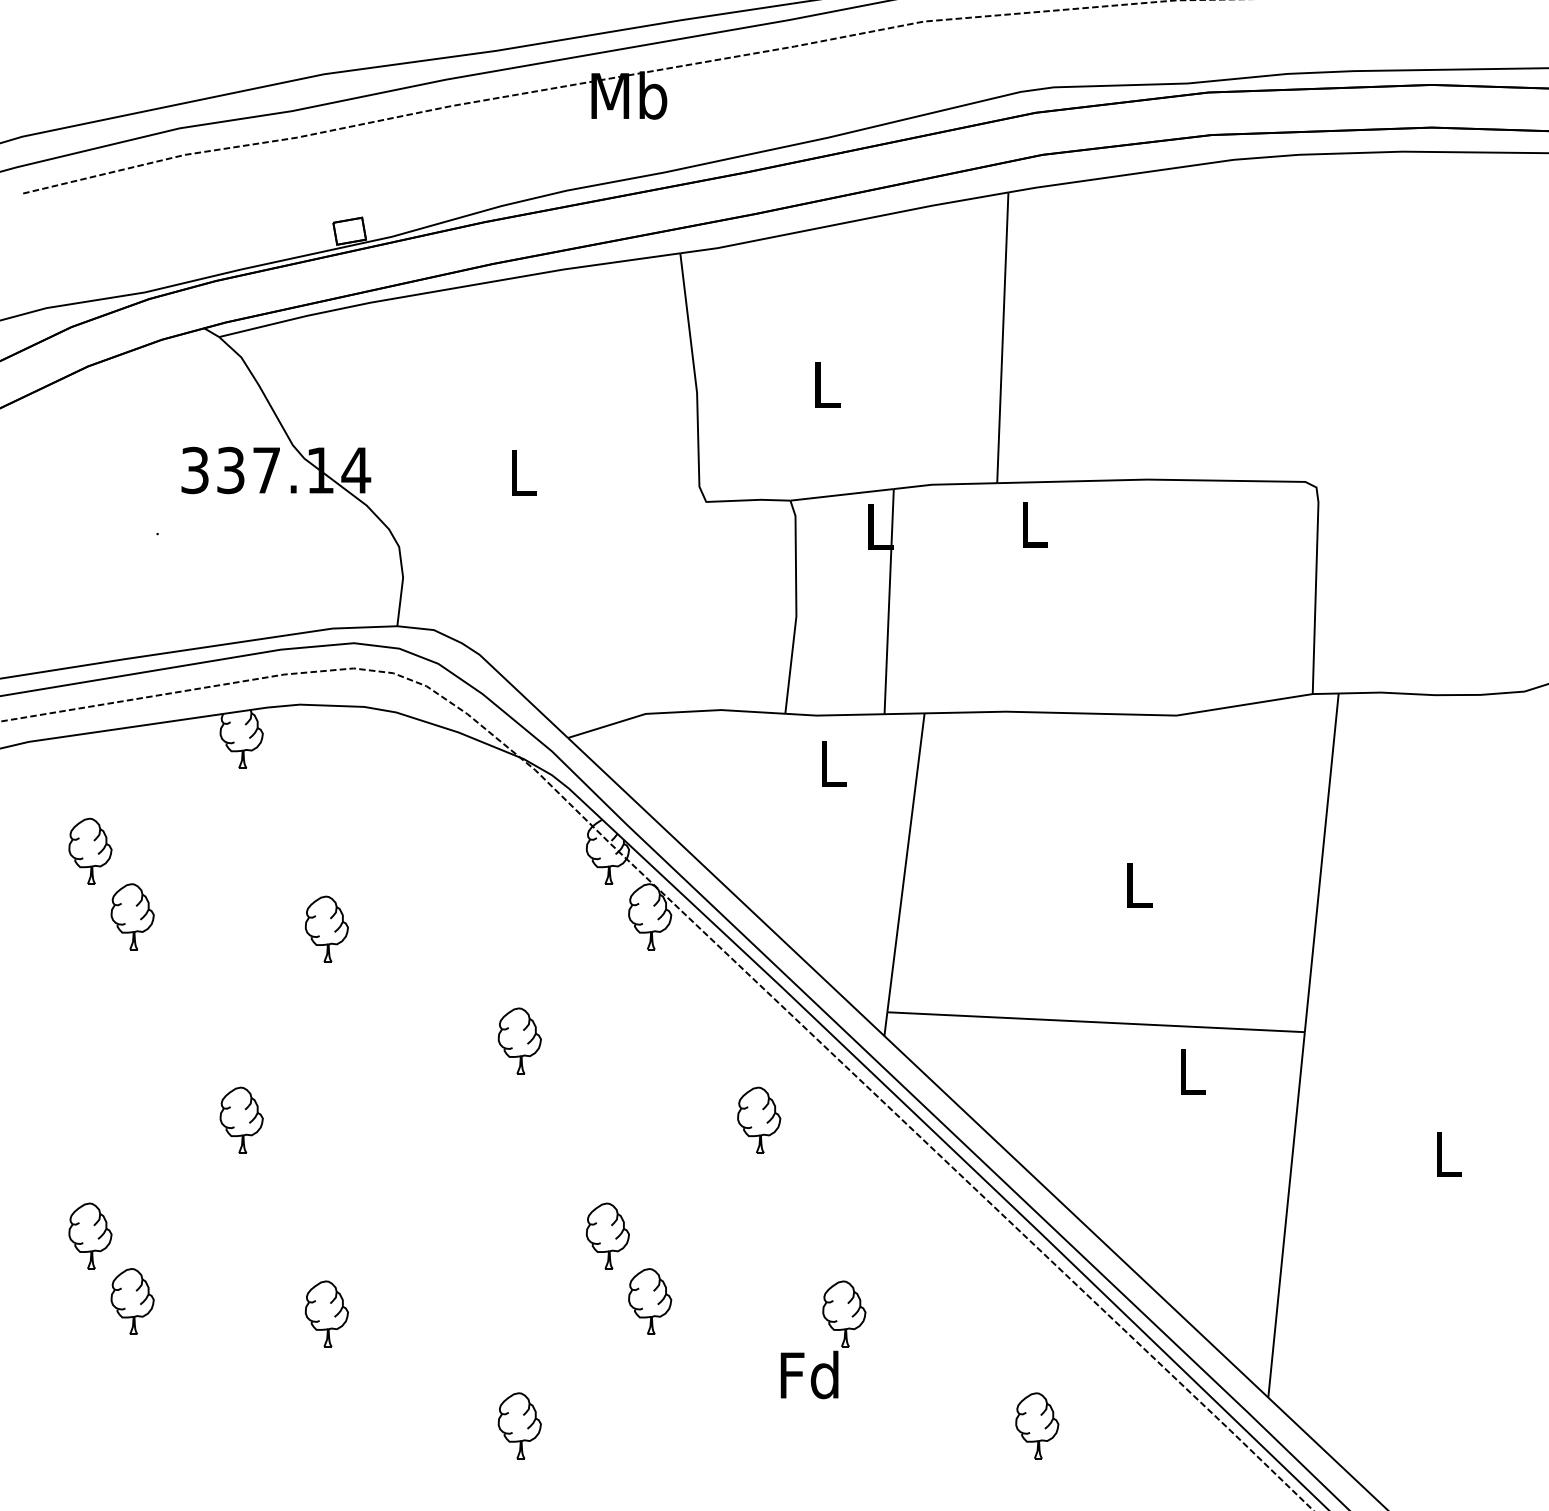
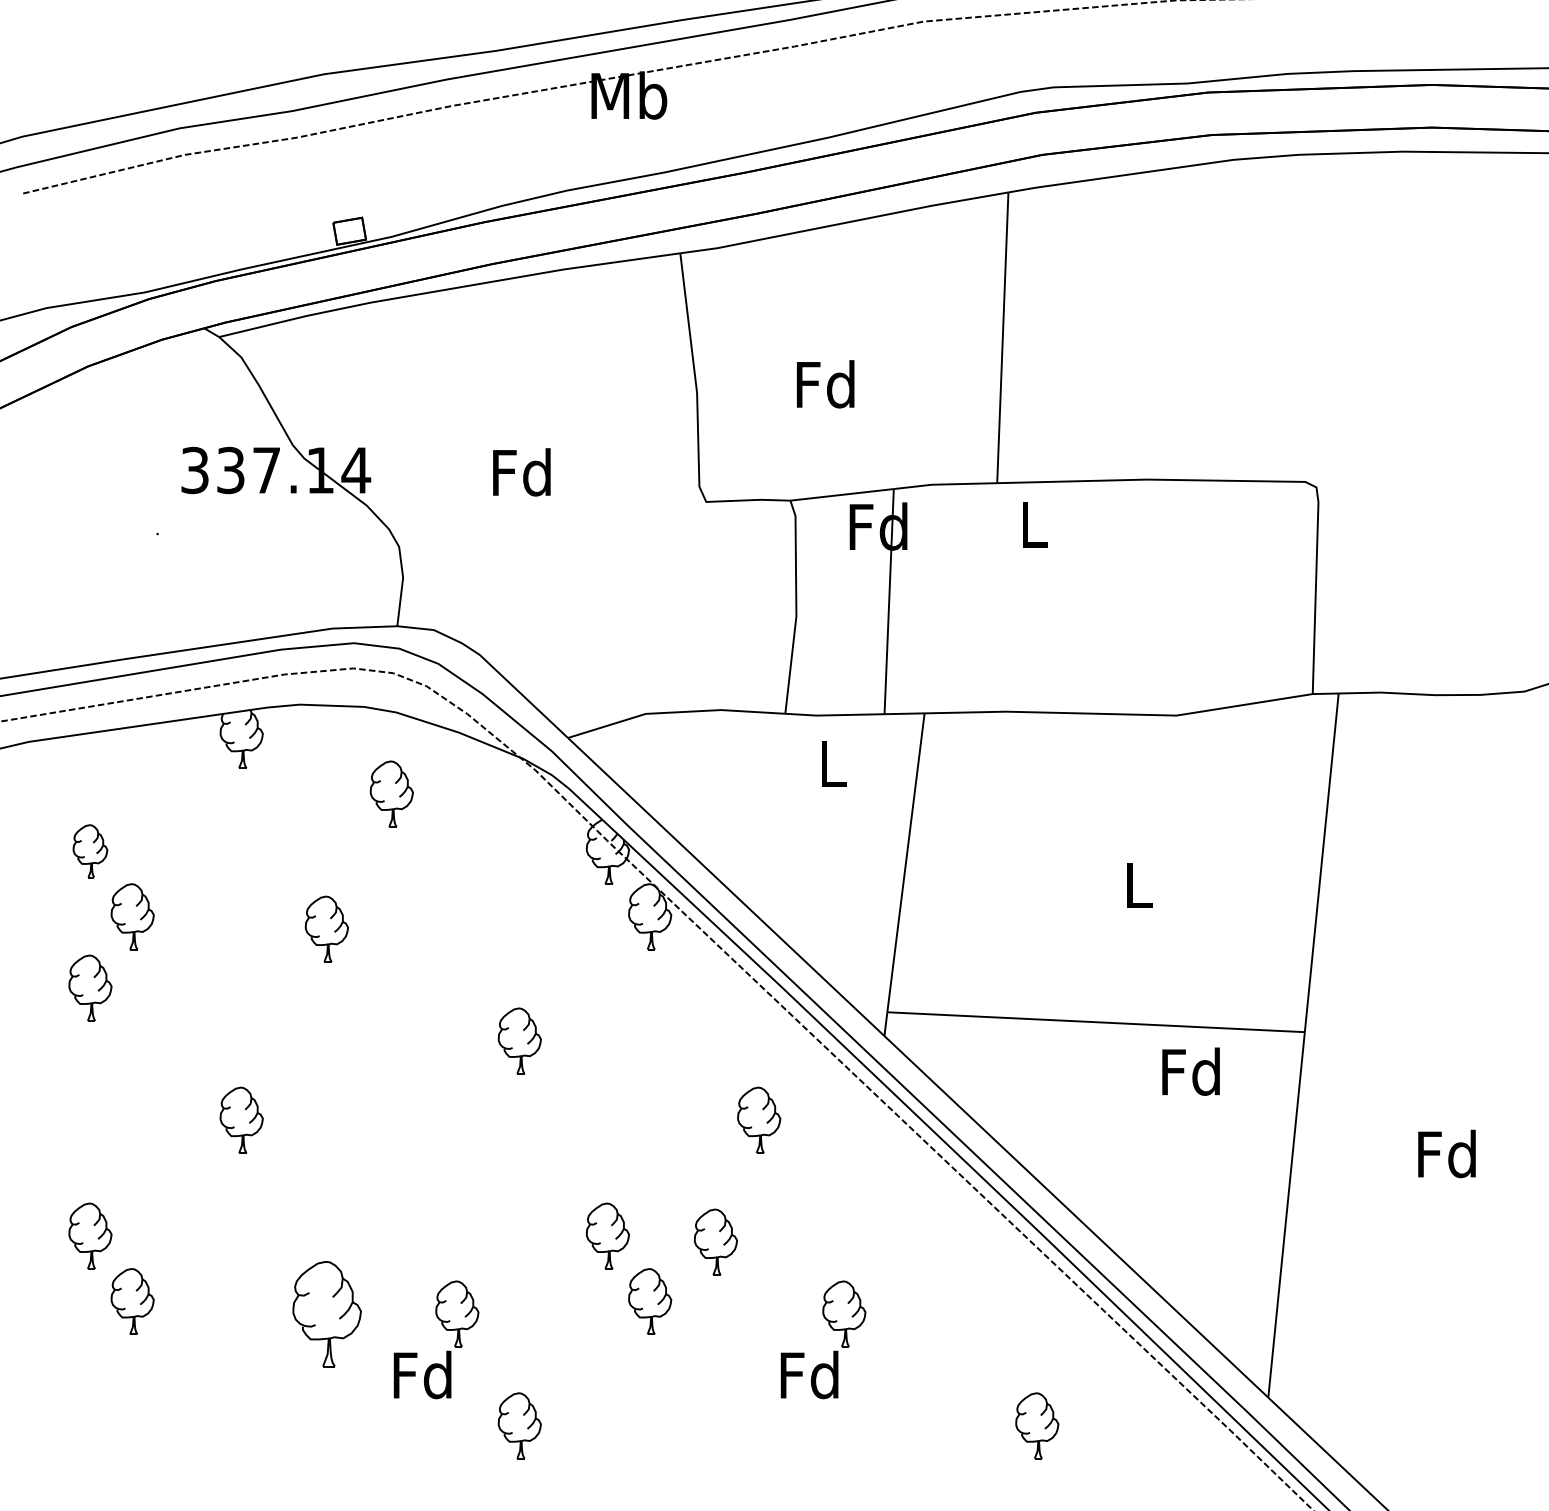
text: L -> Fd (825, 384)
text: L -> Fd (521, 472)
text: L -> Fd (878, 526)
part: none -> present (391, 793)
part size: 45x68 px -> 37x55 px (90, 851)
part: none -> present (90, 987)
text: L -> Fd (1190, 1071)
text: L -> Fd (1446, 1153)
part: none -> present (715, 1241)
part size: 45x68 px -> 70x107 px (326, 1314)
part: none -> present (445, 1329)
